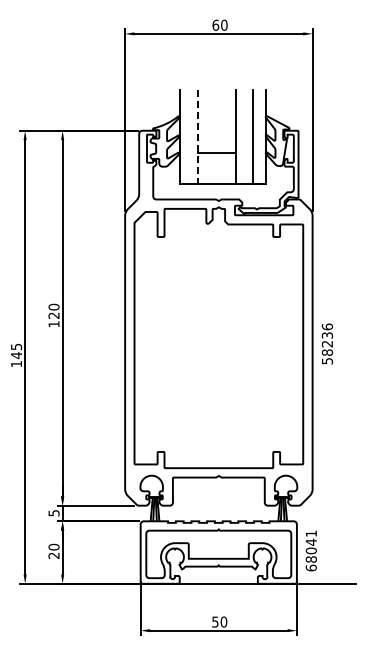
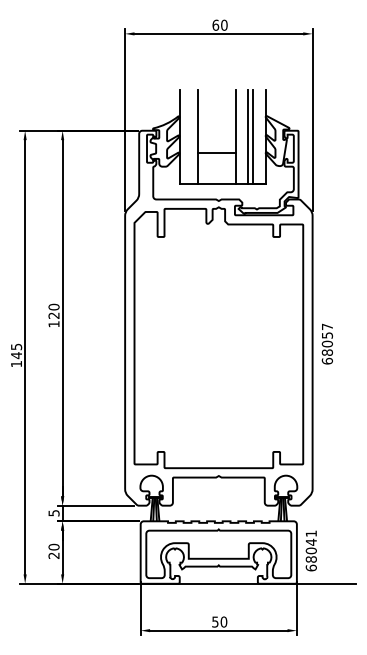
line: dashed -> solid (198, 136)
line: none -> present (248, 136)
text: 58236 -> 68057 (326, 343)
